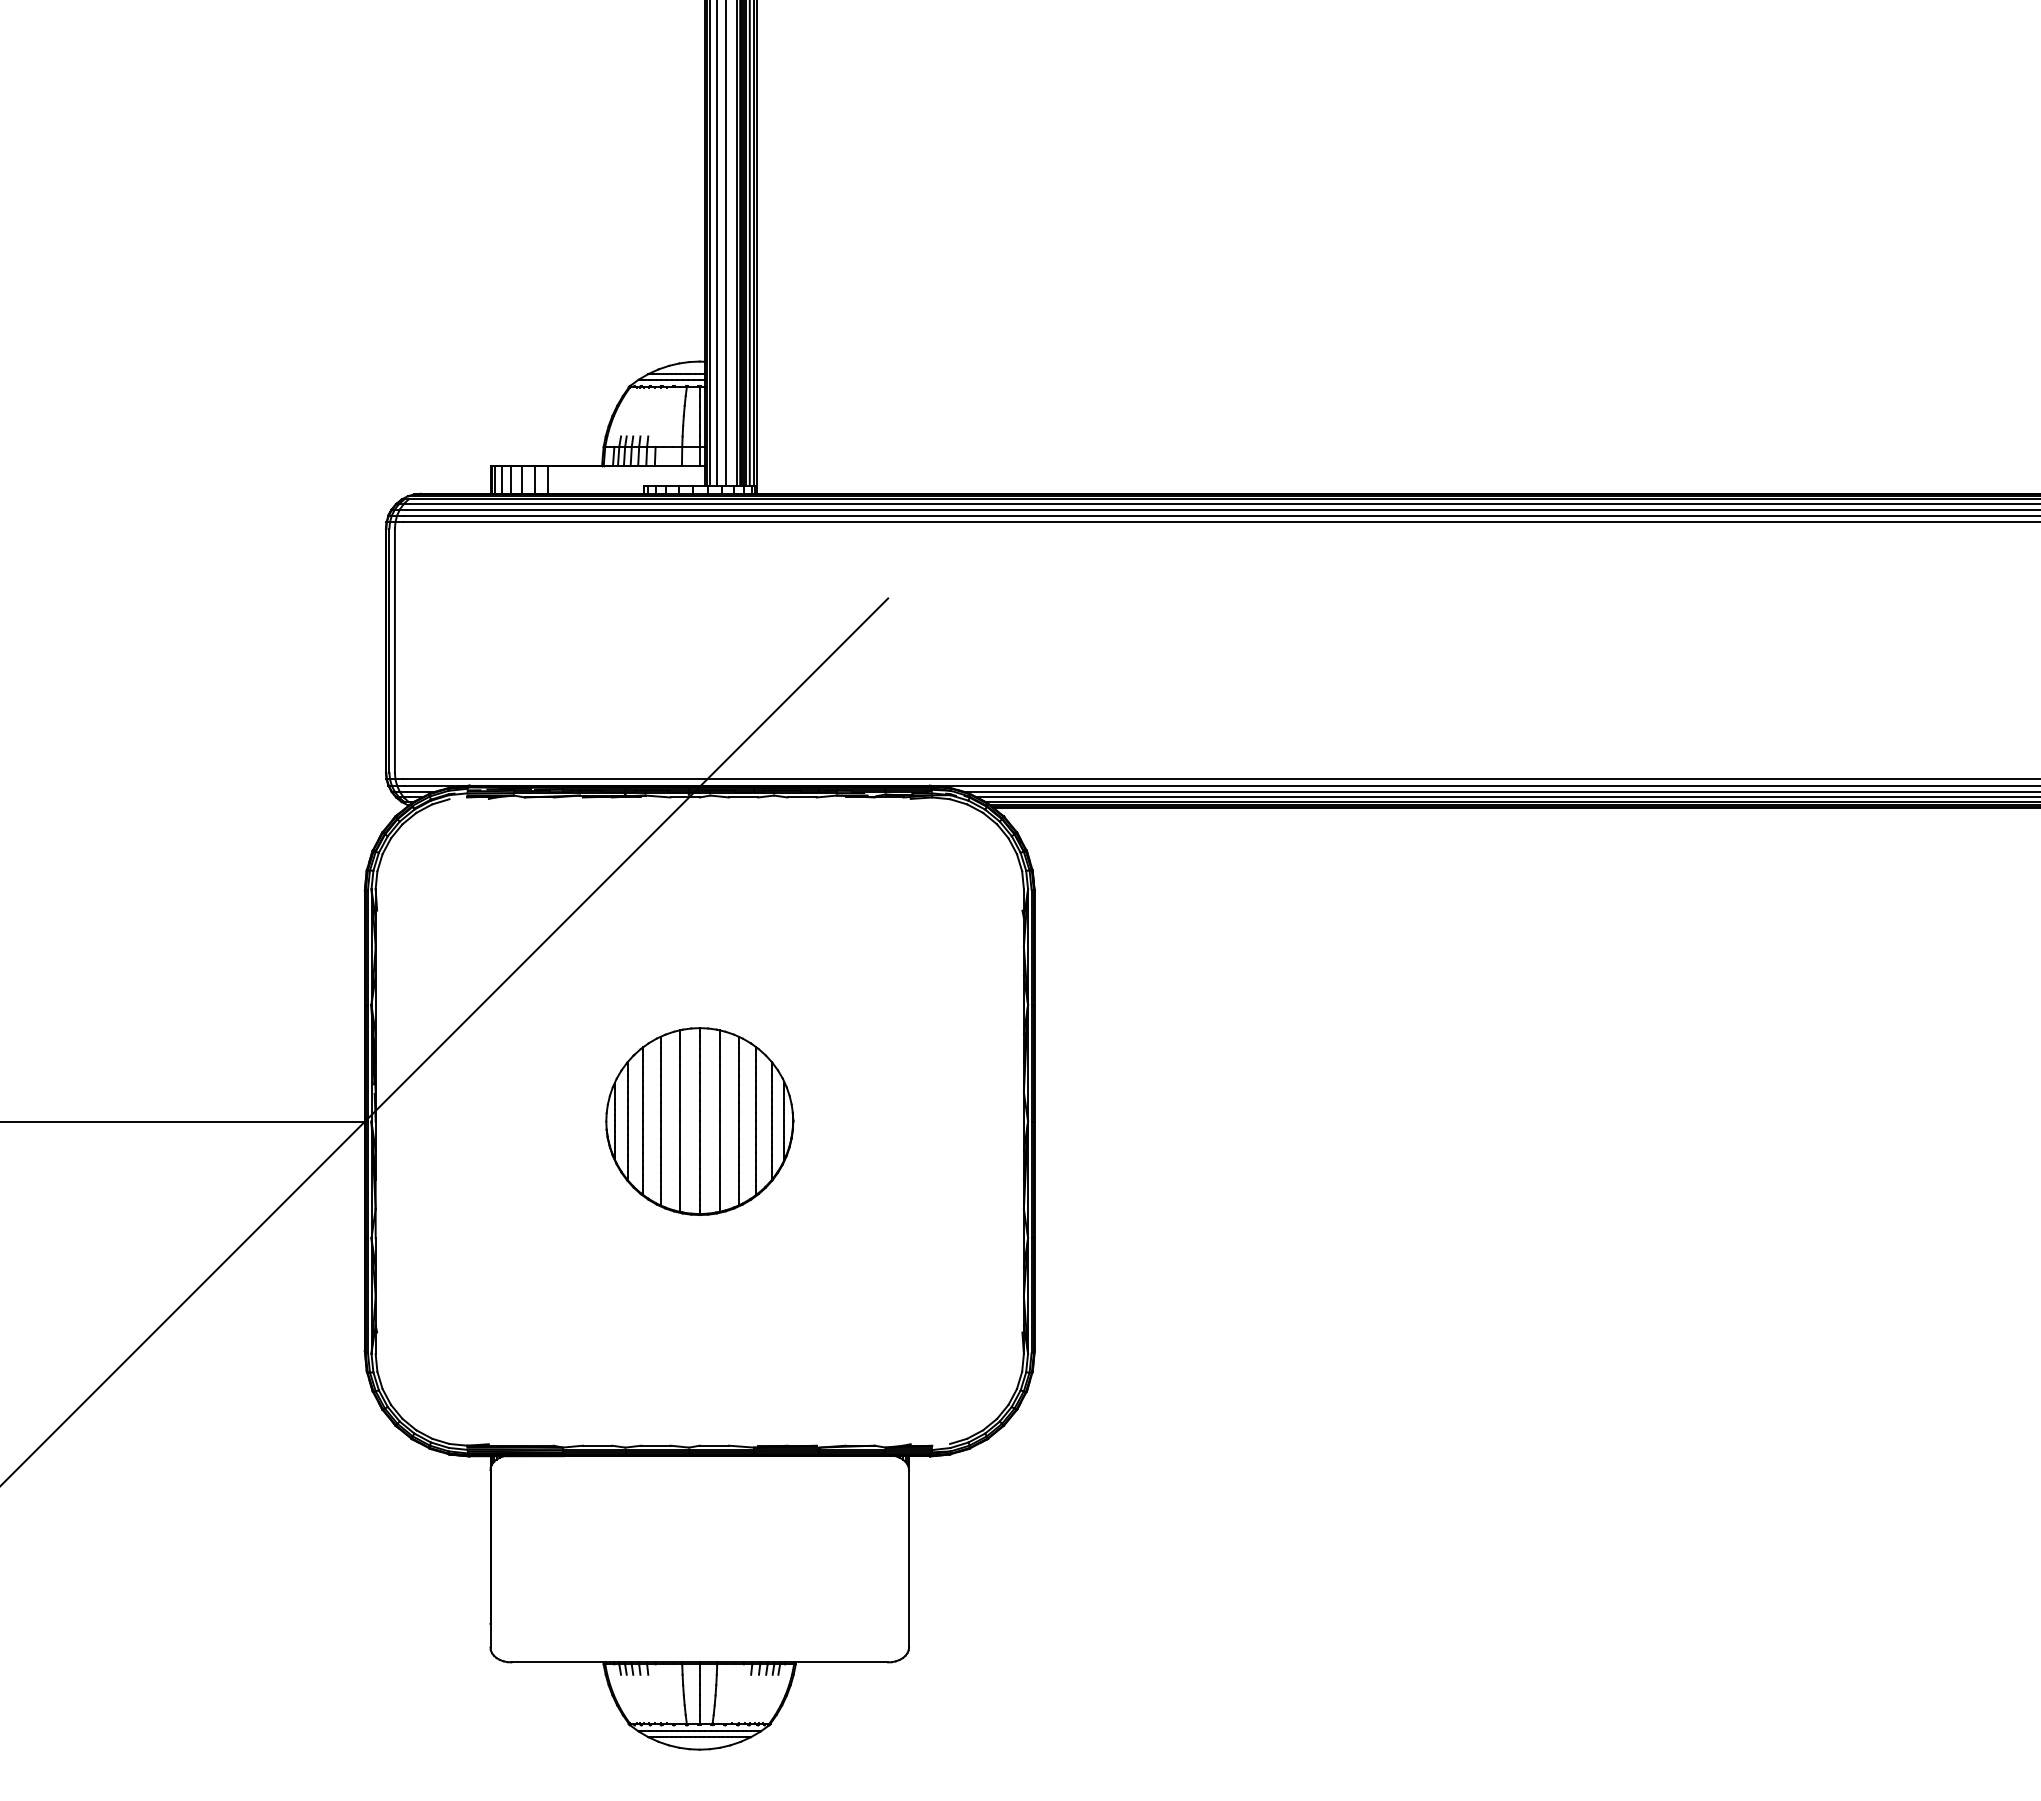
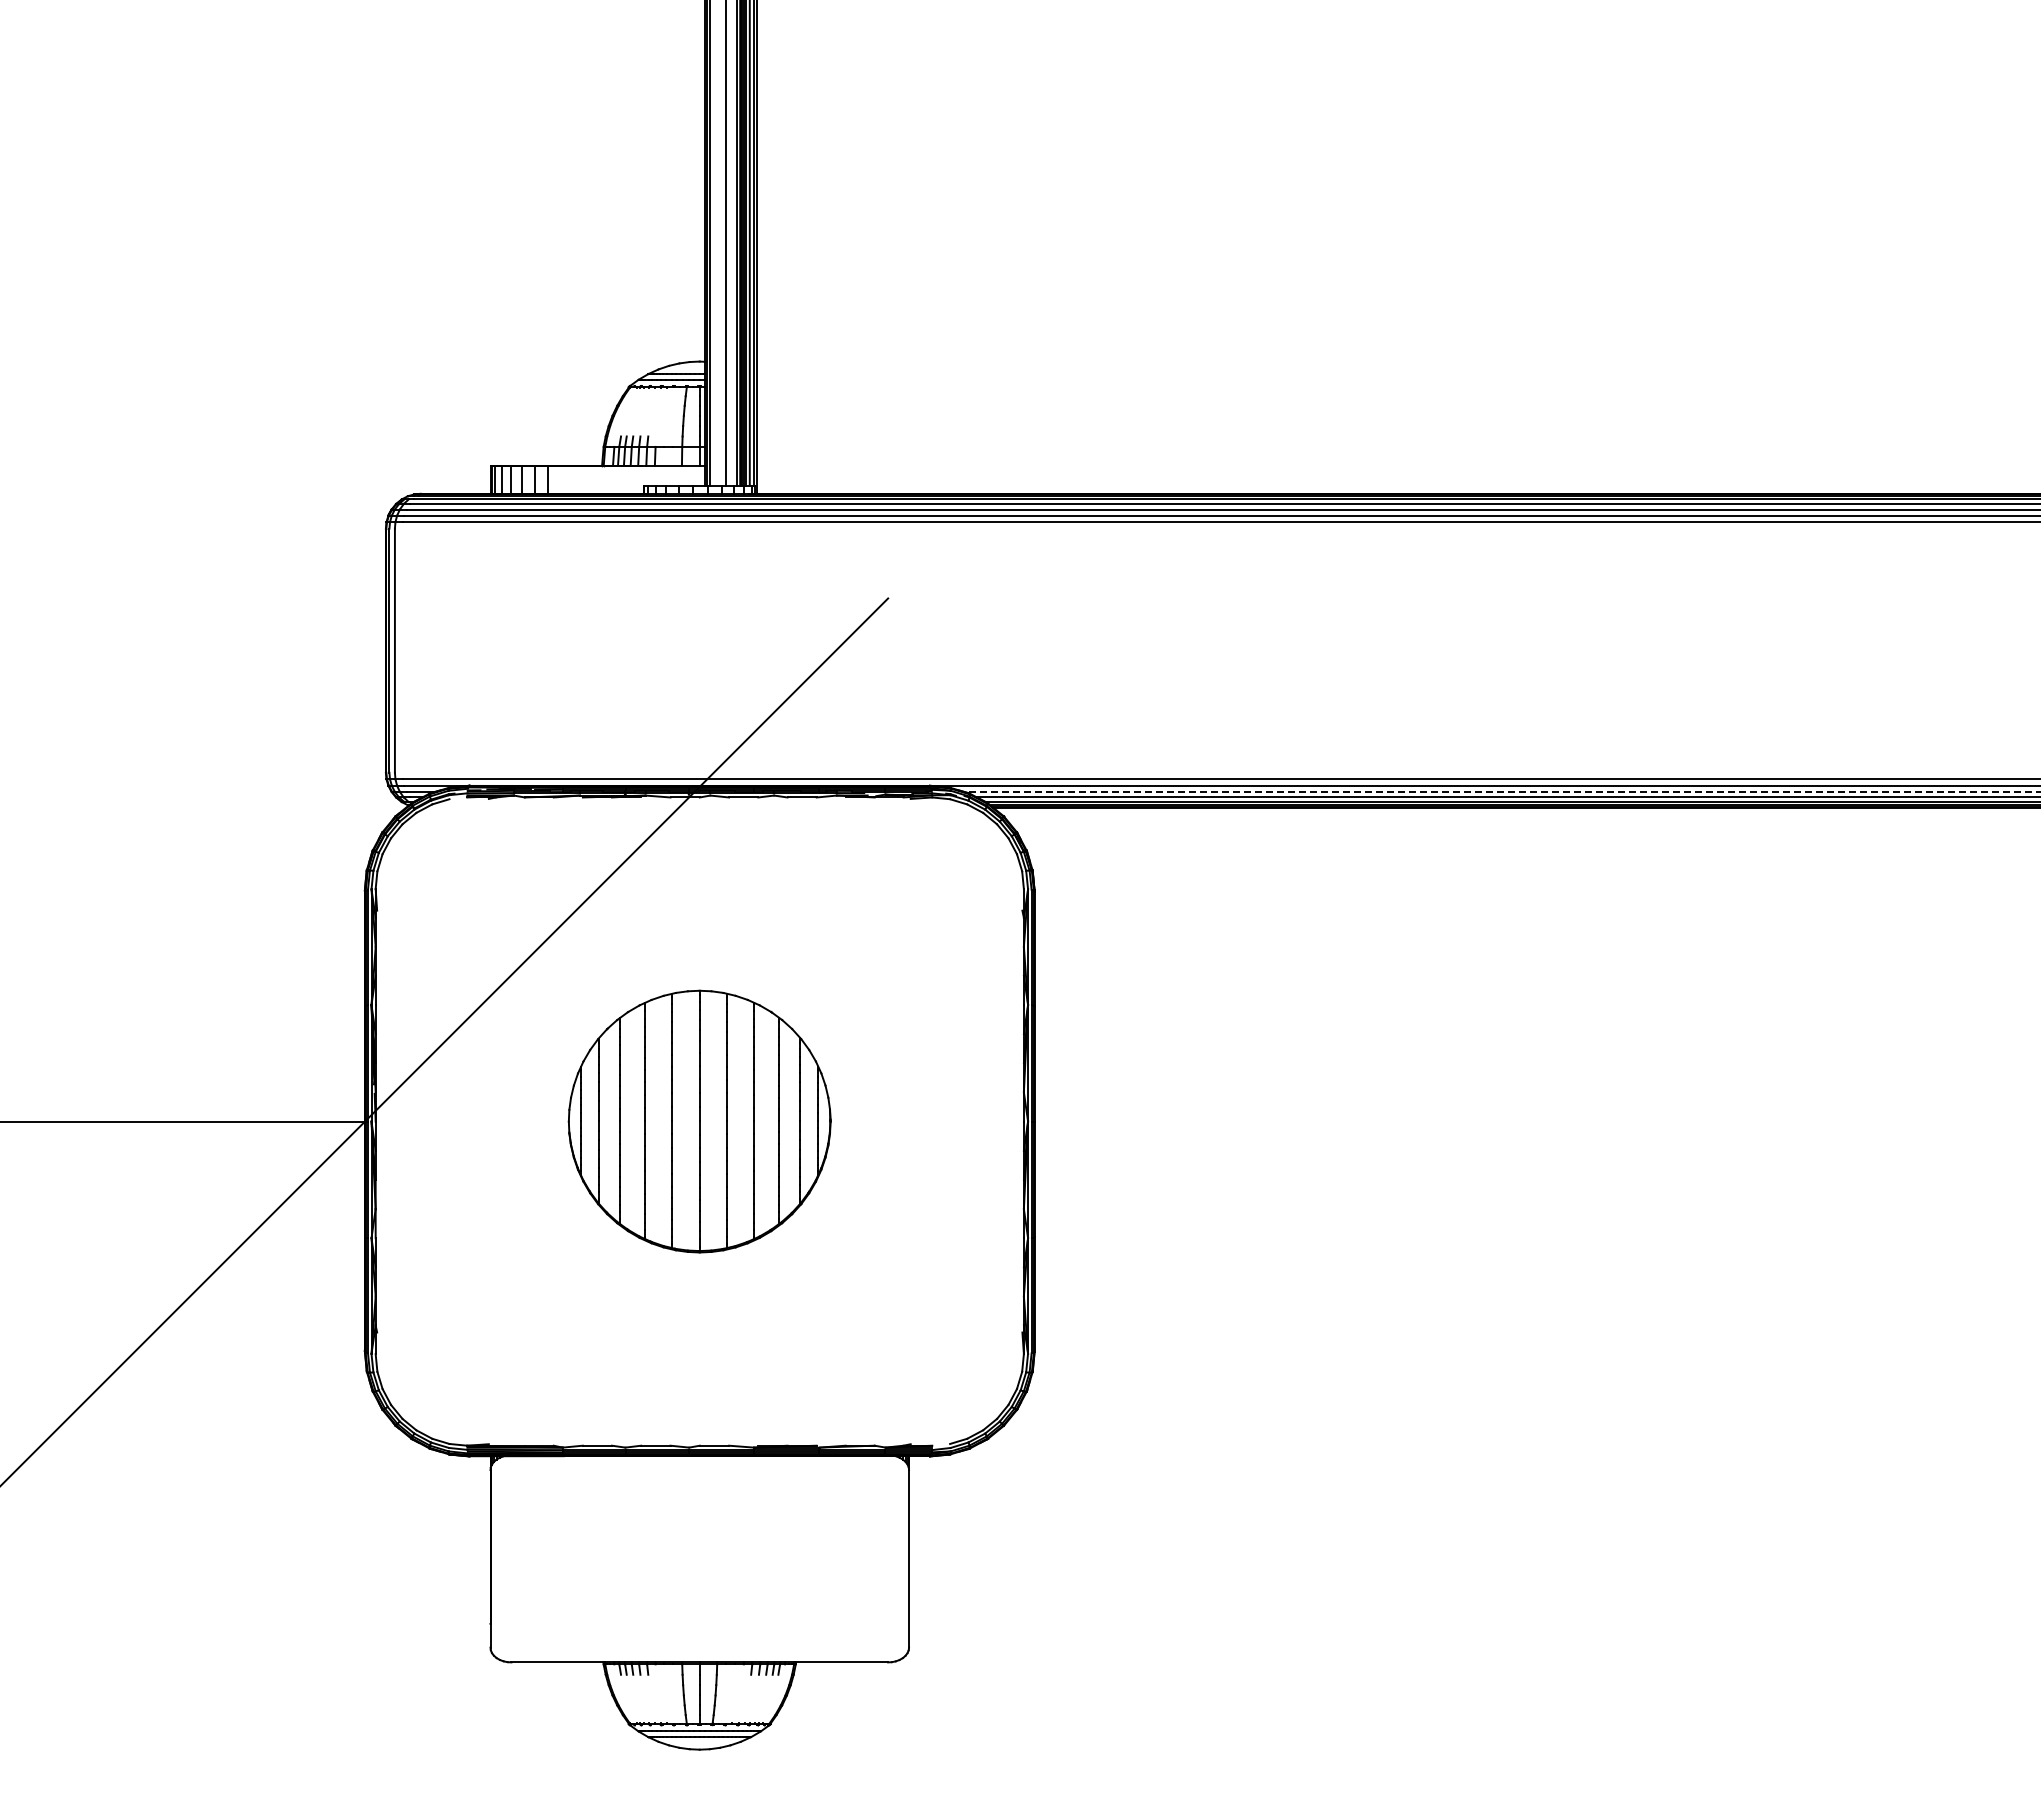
line: present -> none (716, 243)
line: solid -> dashed (1501, 791)
part size: 190x189 px -> 265x265 px (699, 1121)
